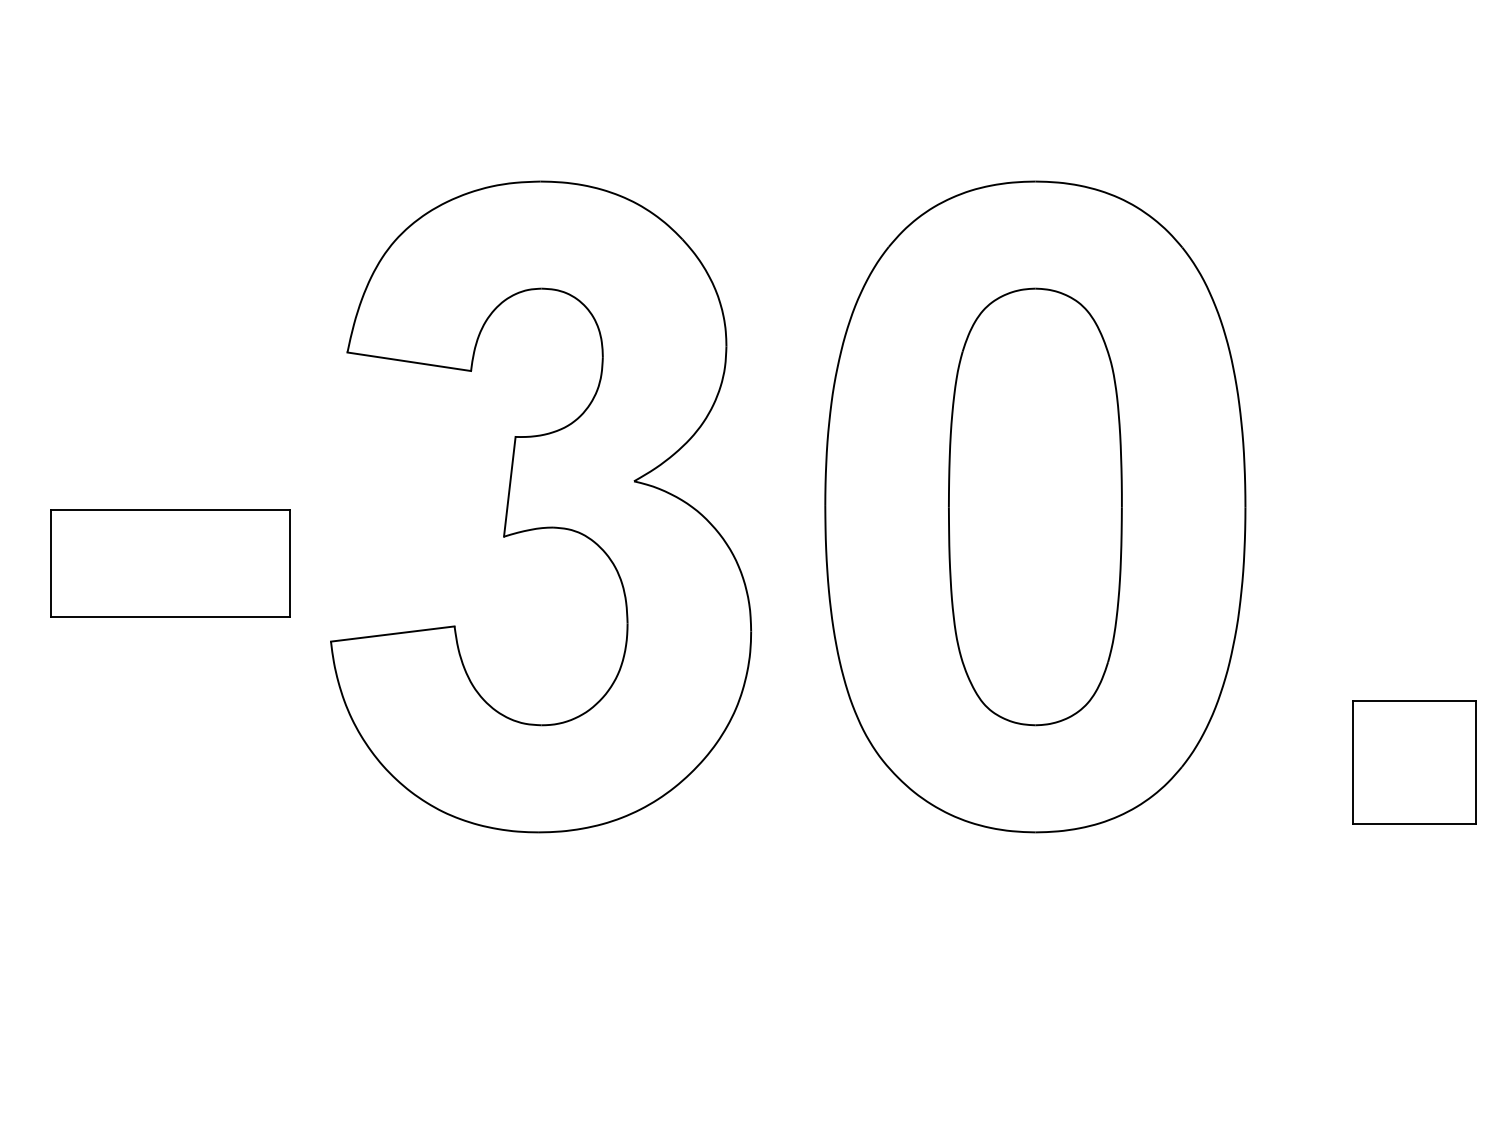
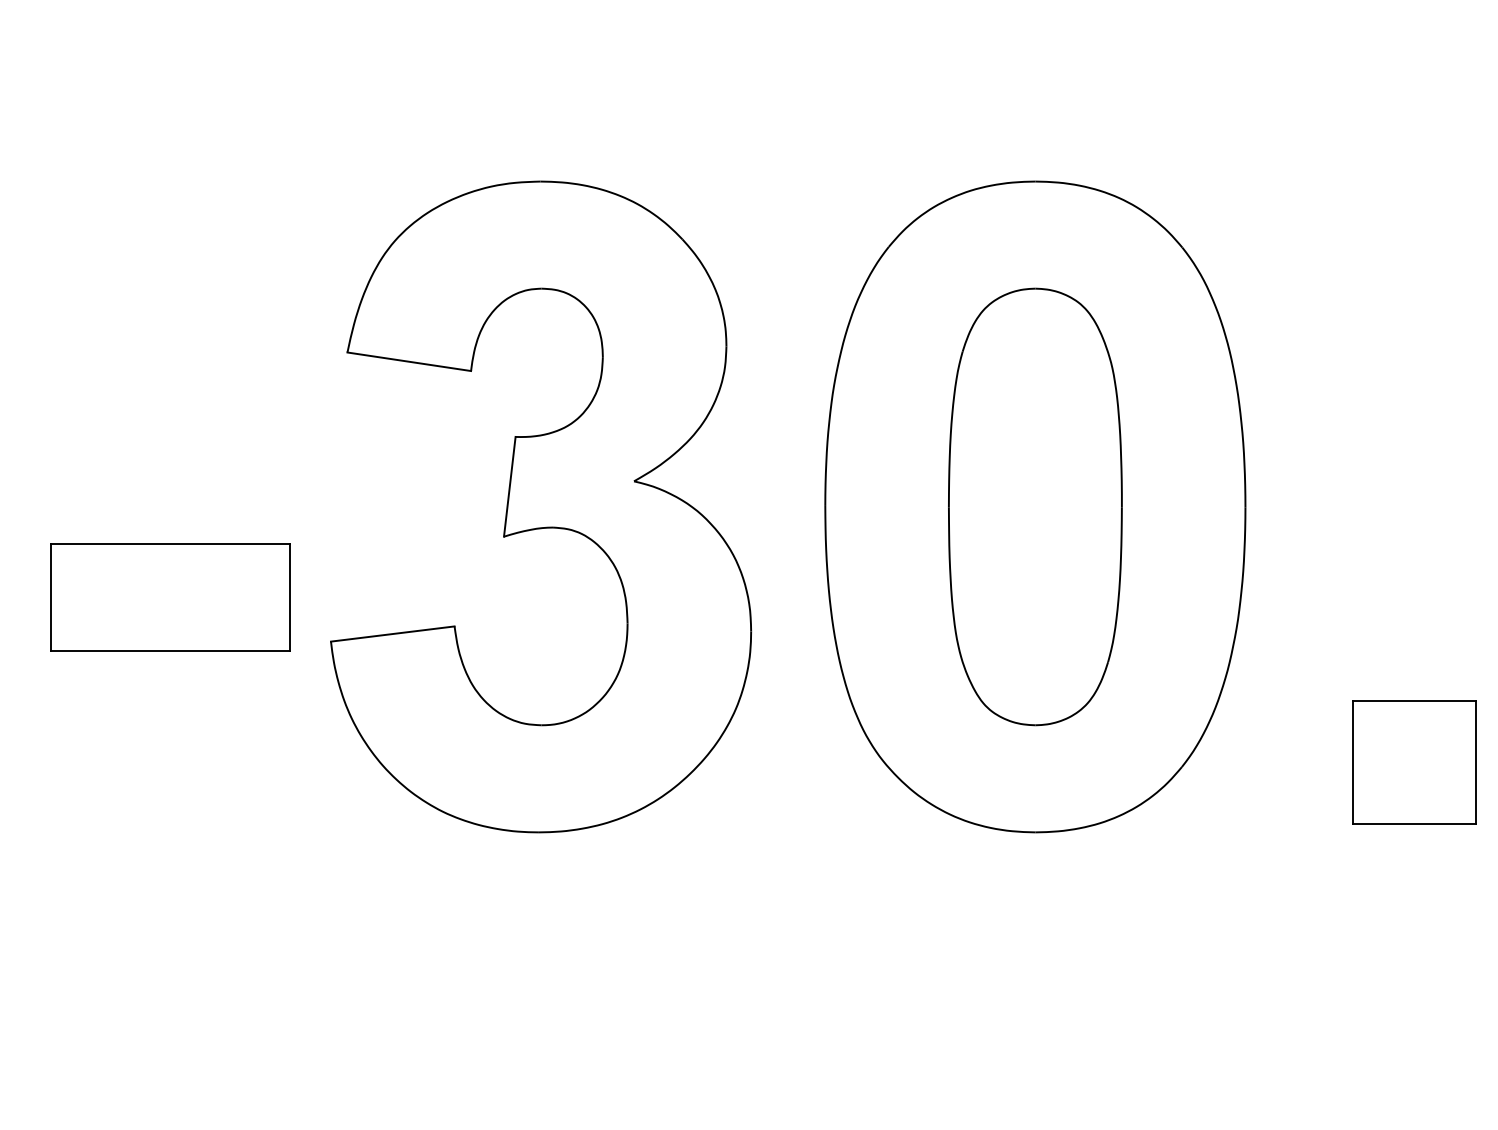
part position: (170, 563) -> (170, 597) (170, 597)
